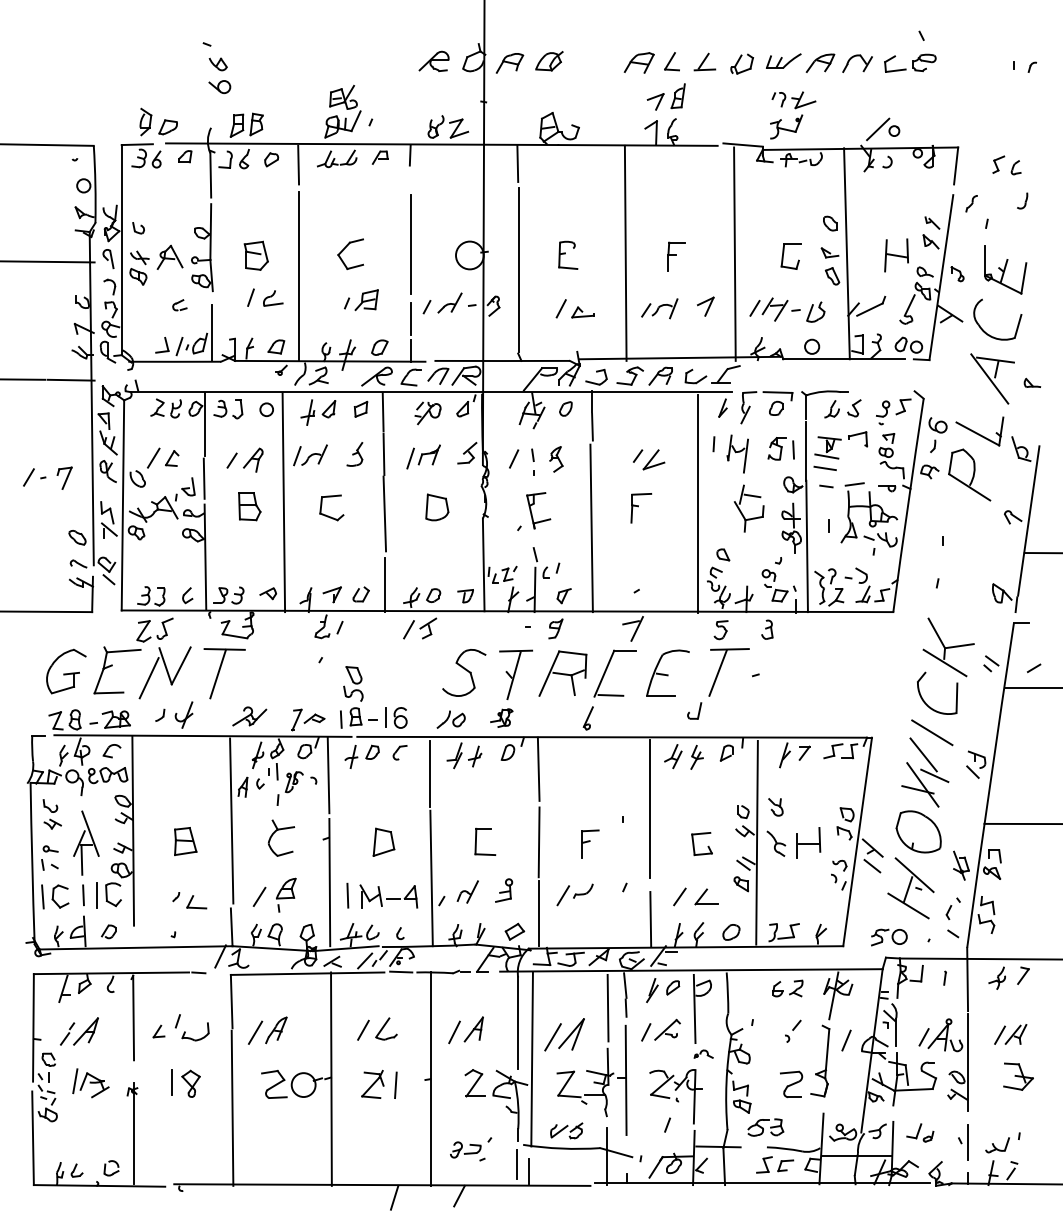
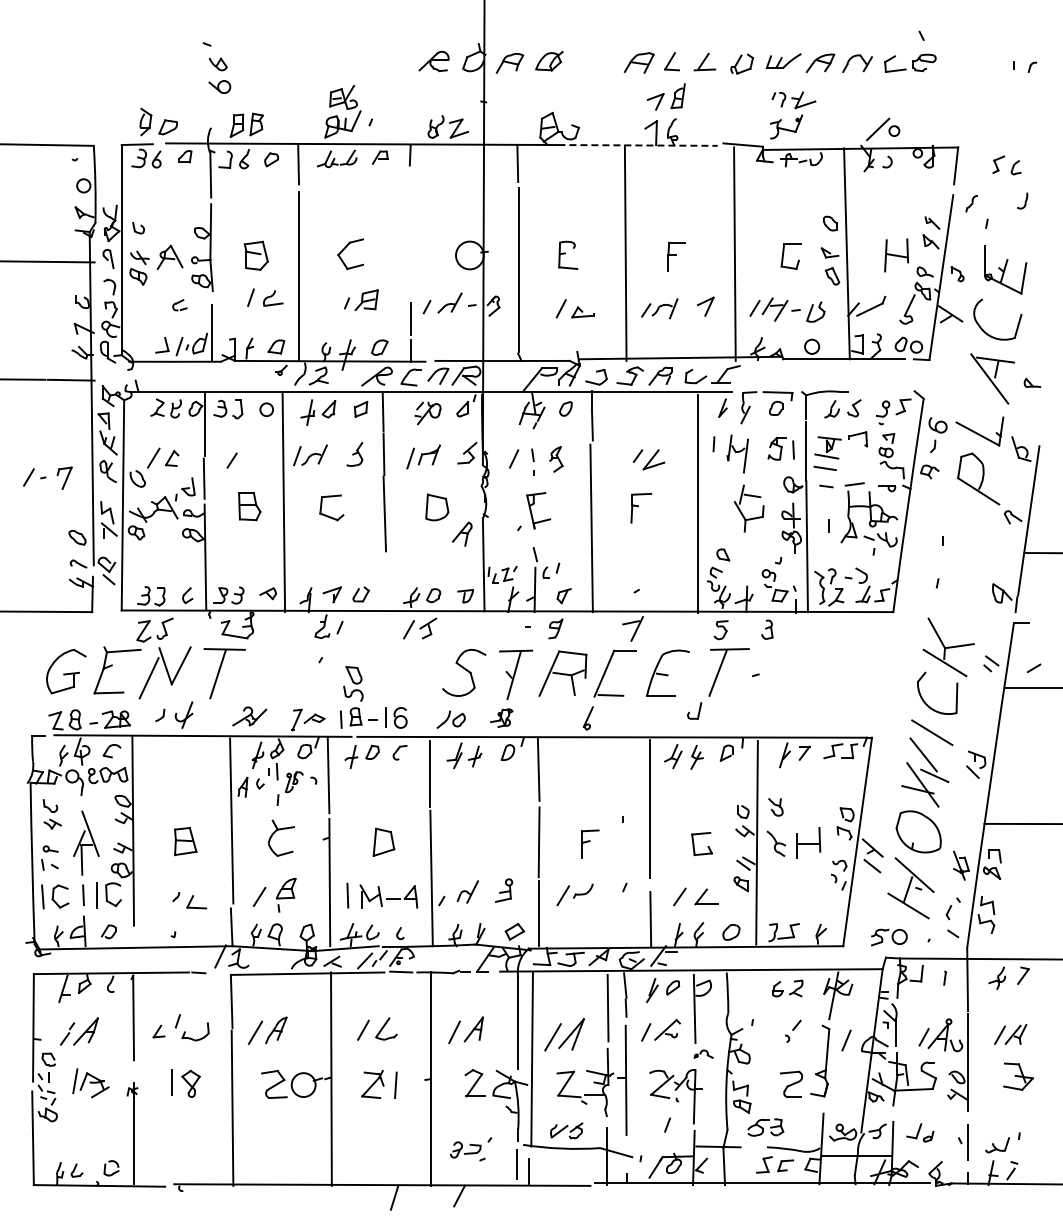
line: solid -> dashed (638, 145)
line: present -> none (410, 244)
part position: (253, 459) -> (462, 533) (462, 533)
part position: (969, 474) -> (978, 478) (978, 478)
line: present -> none (385, 584)
part: present -> none (476, 841)
